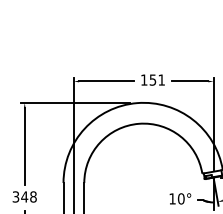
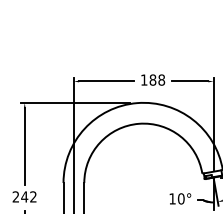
text: 151 -> 188 (157, 79)
text: 348 -> 242 (24, 196)
